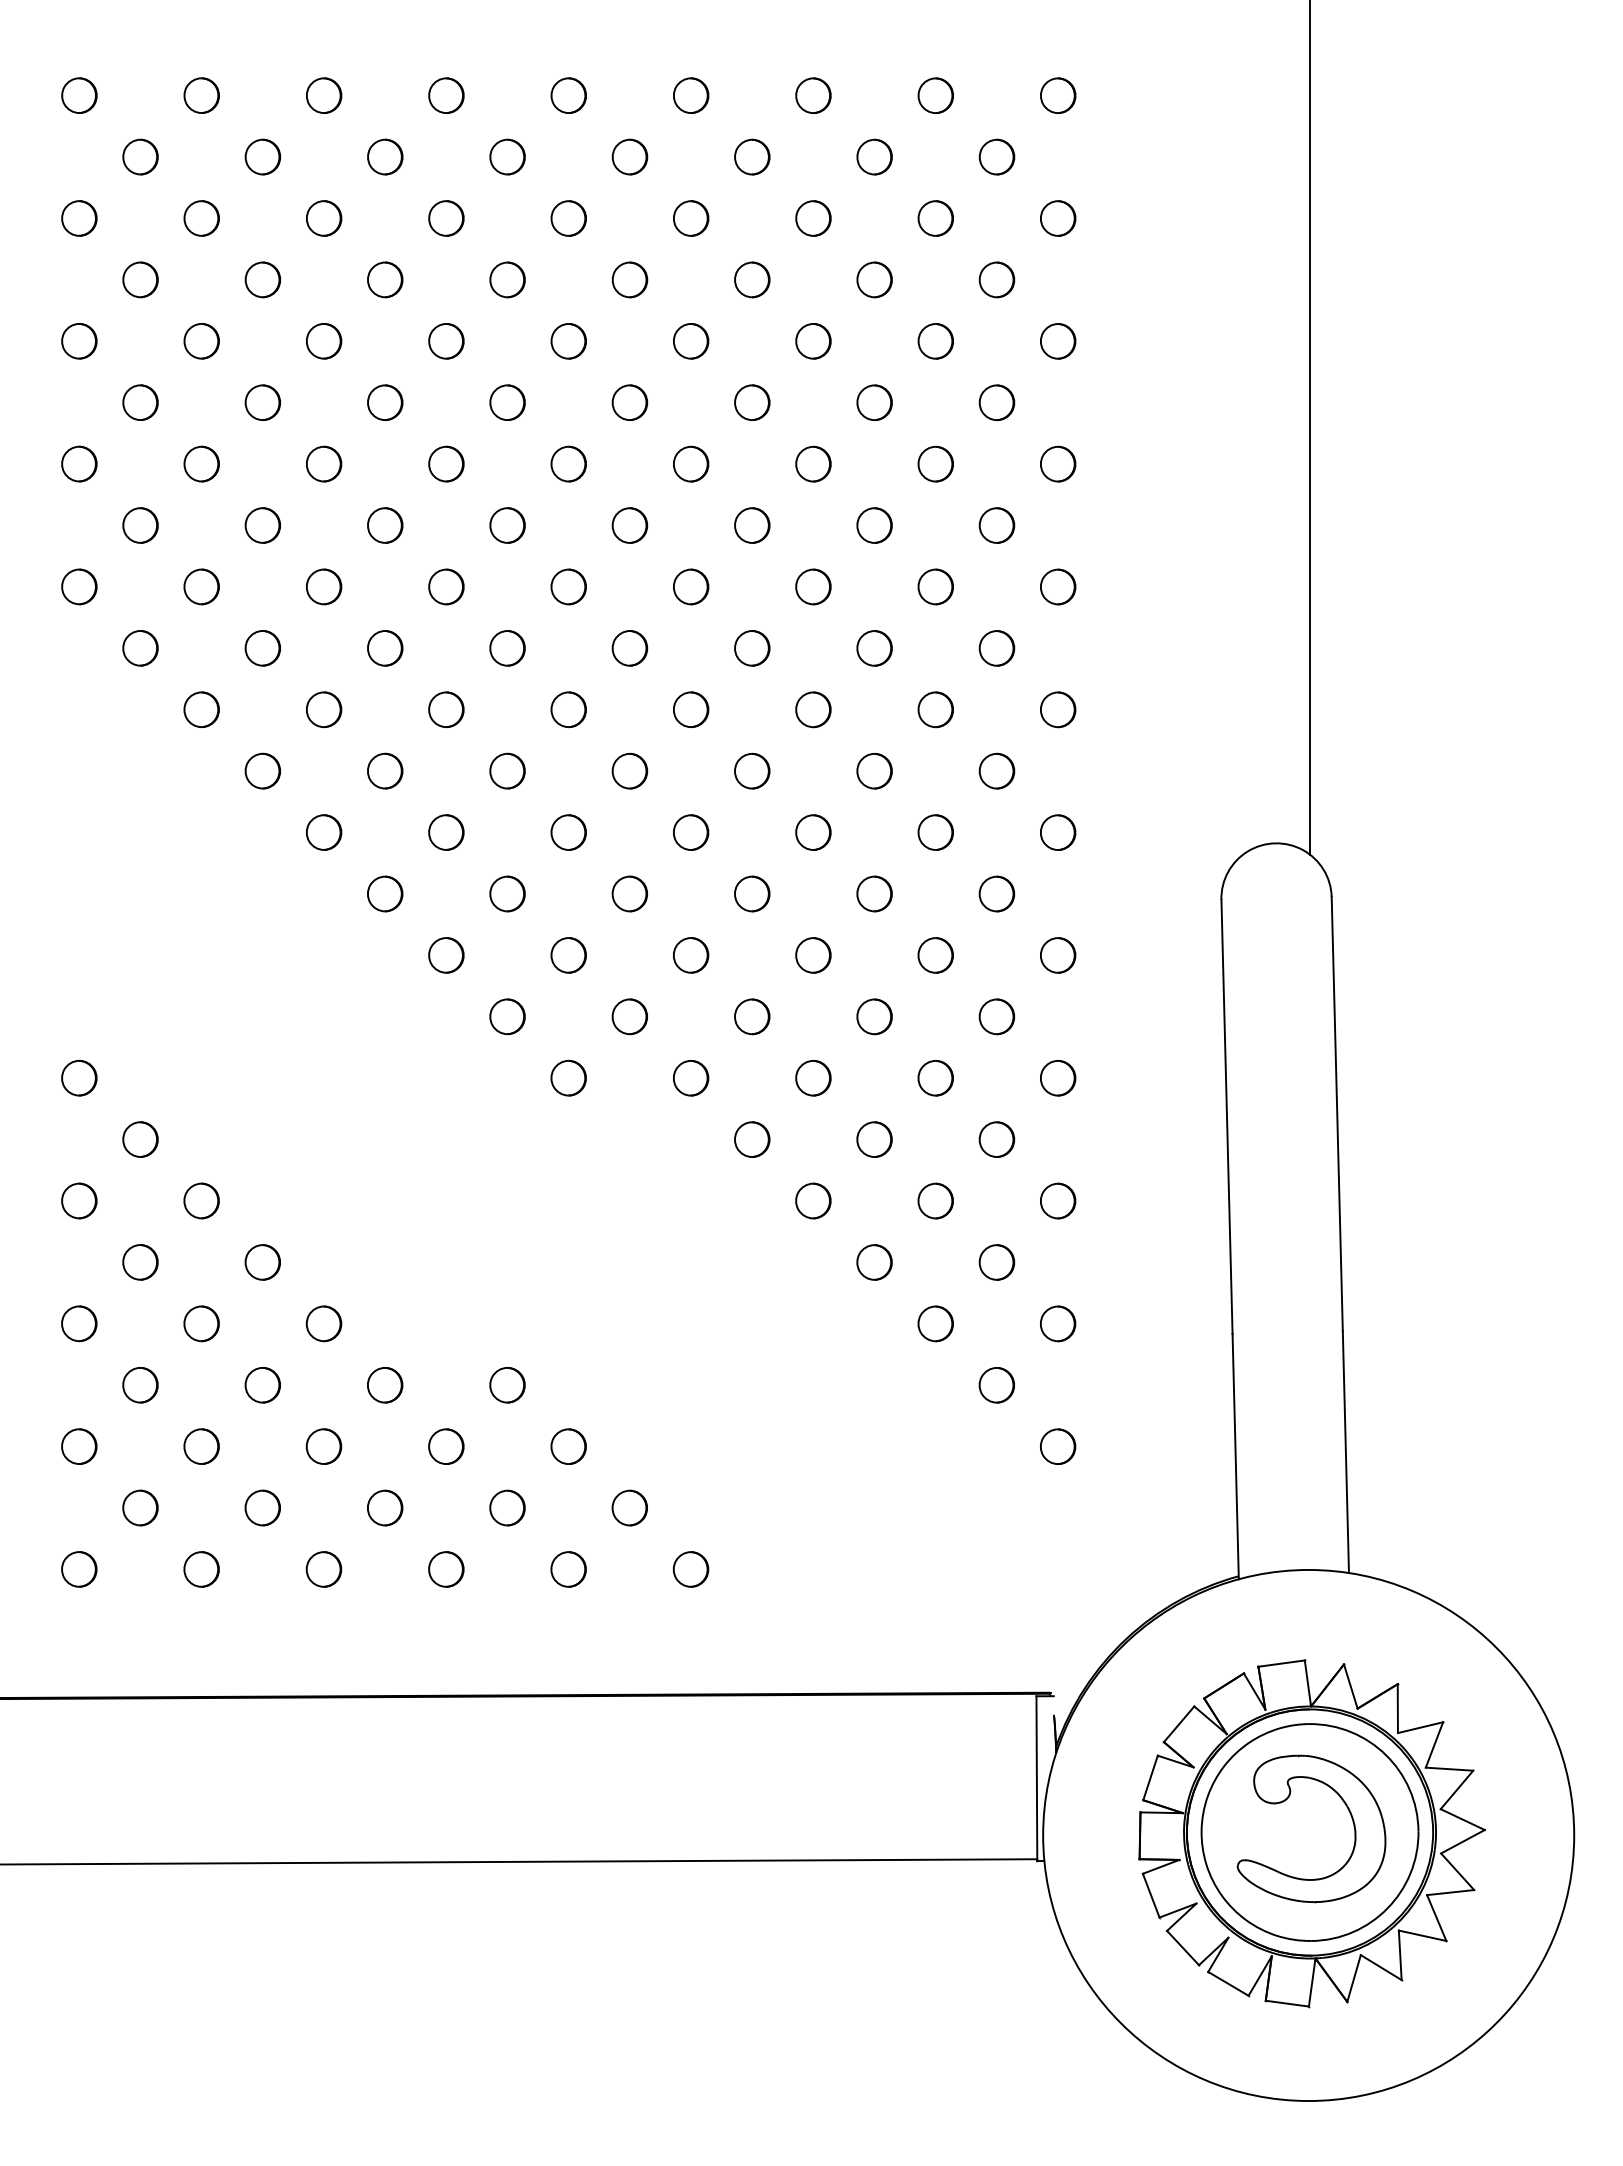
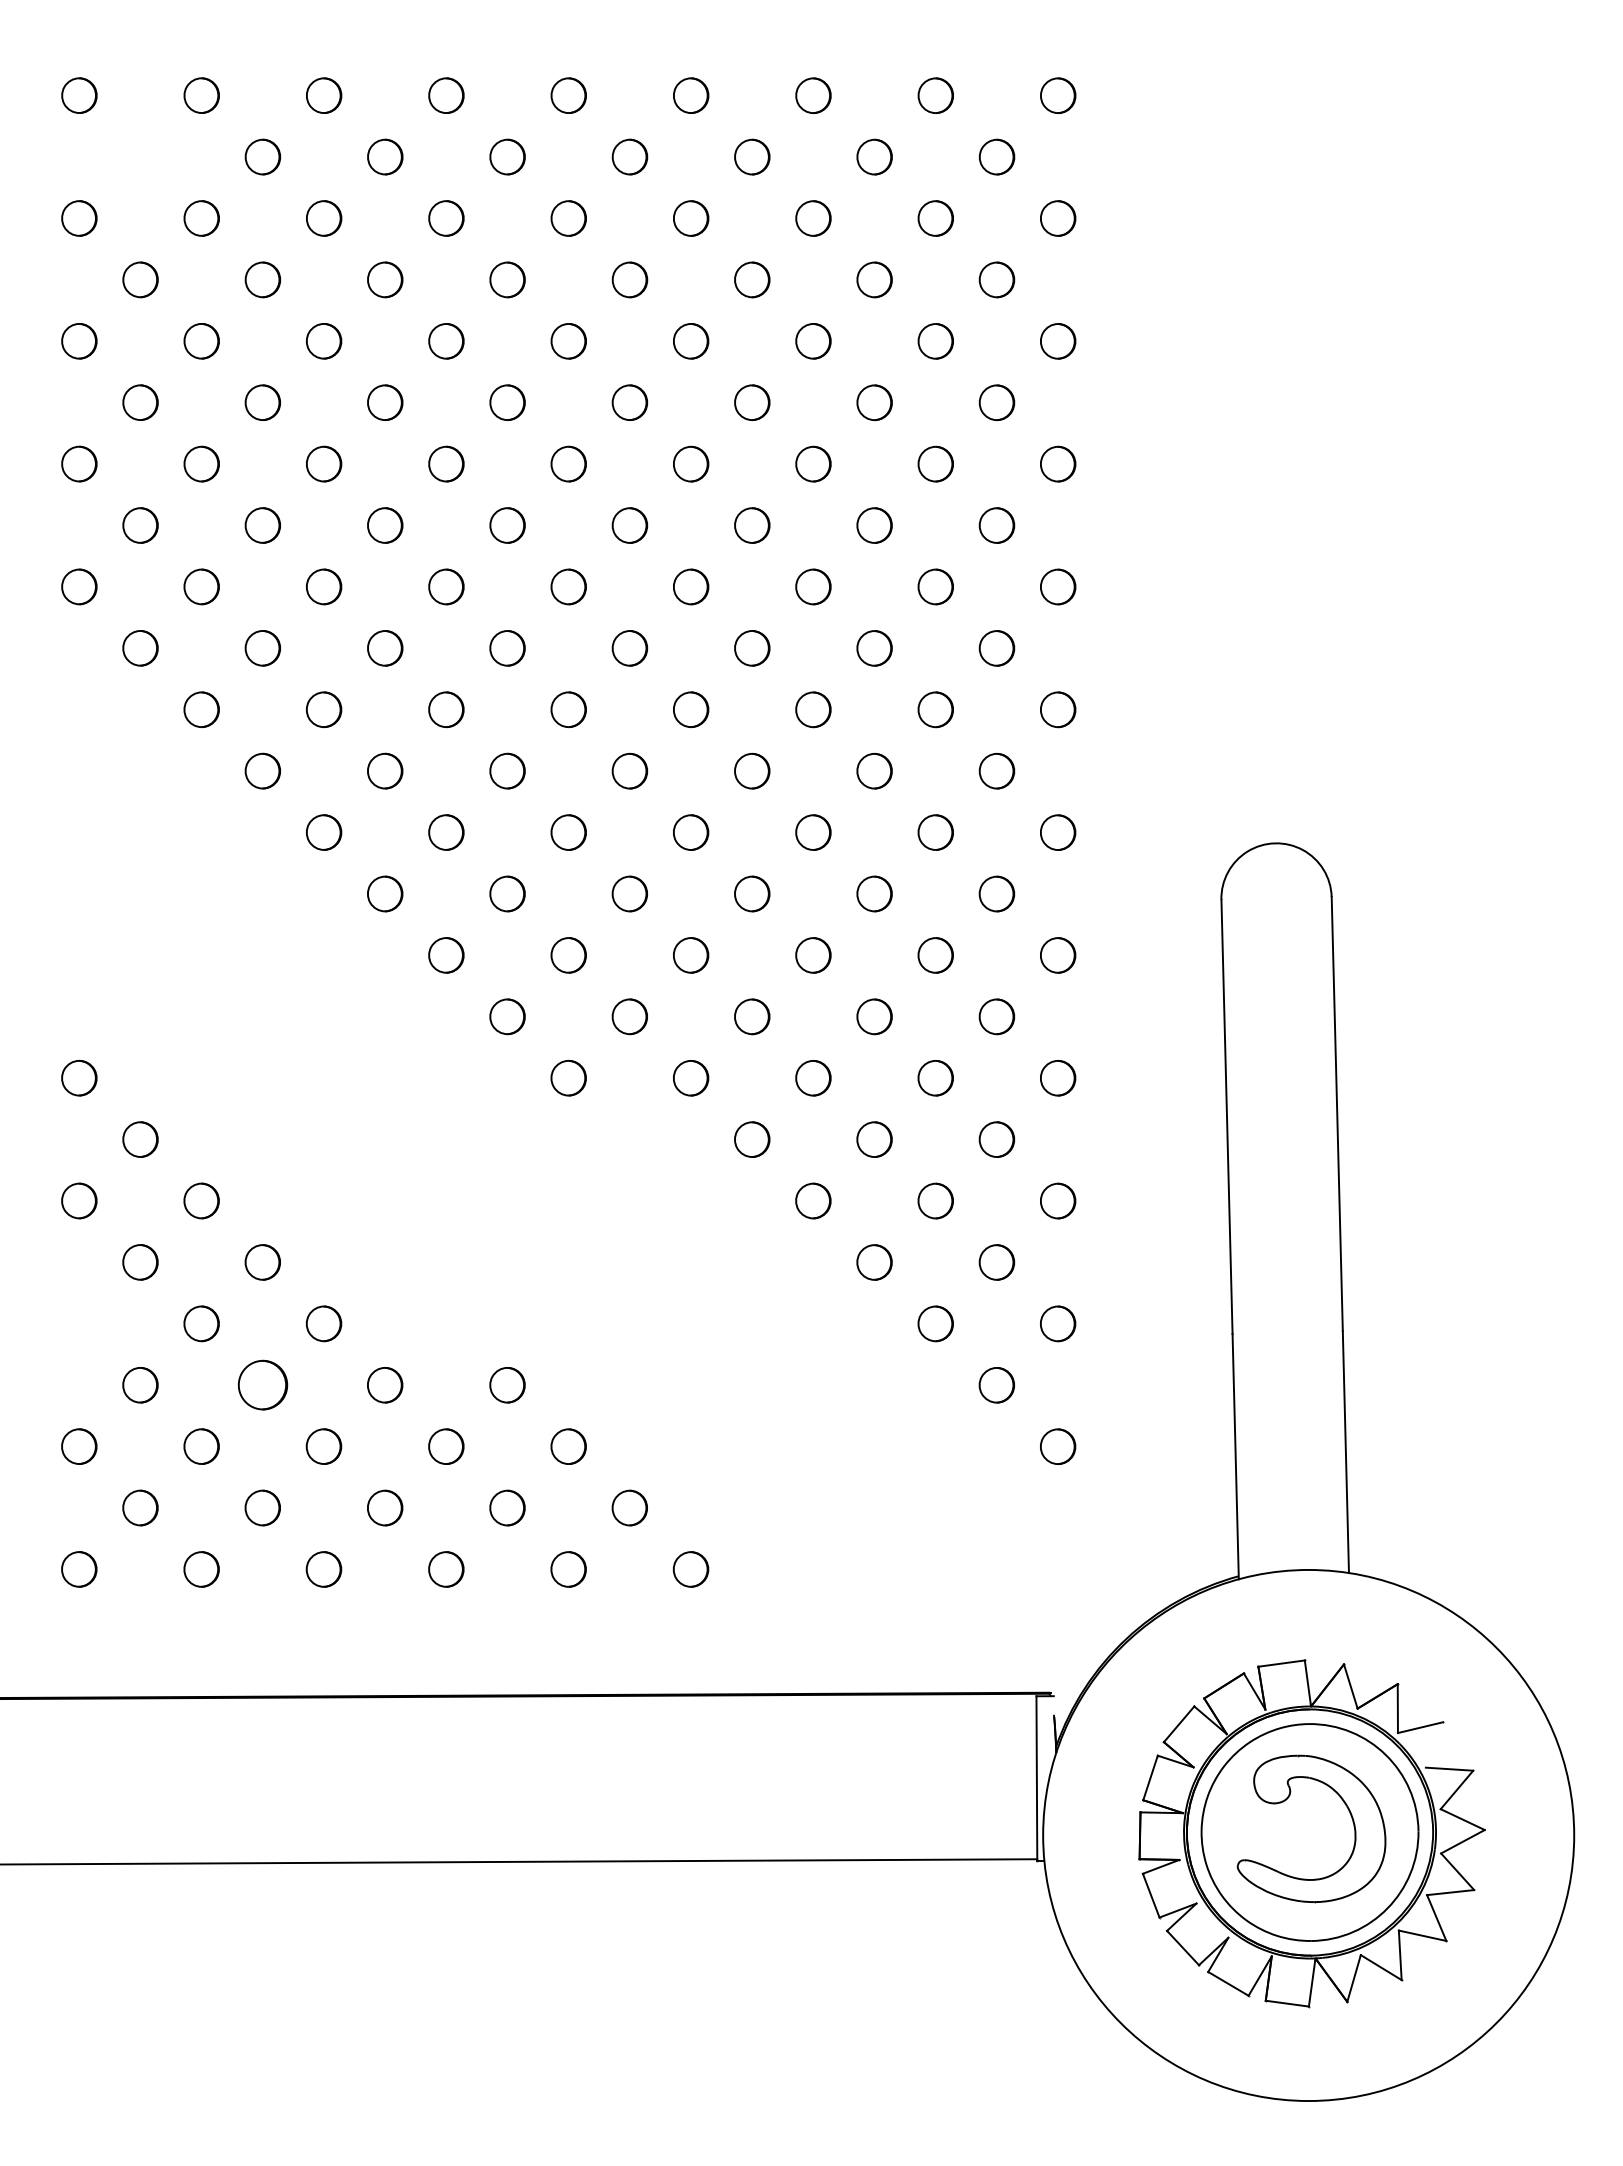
part: present -> none (140, 156)
line: present -> none (1310, 428)
part: present -> none (79, 1323)
part size: 37x37 px -> 52x52 px (262, 1384)
line: present -> none (1434, 1744)
